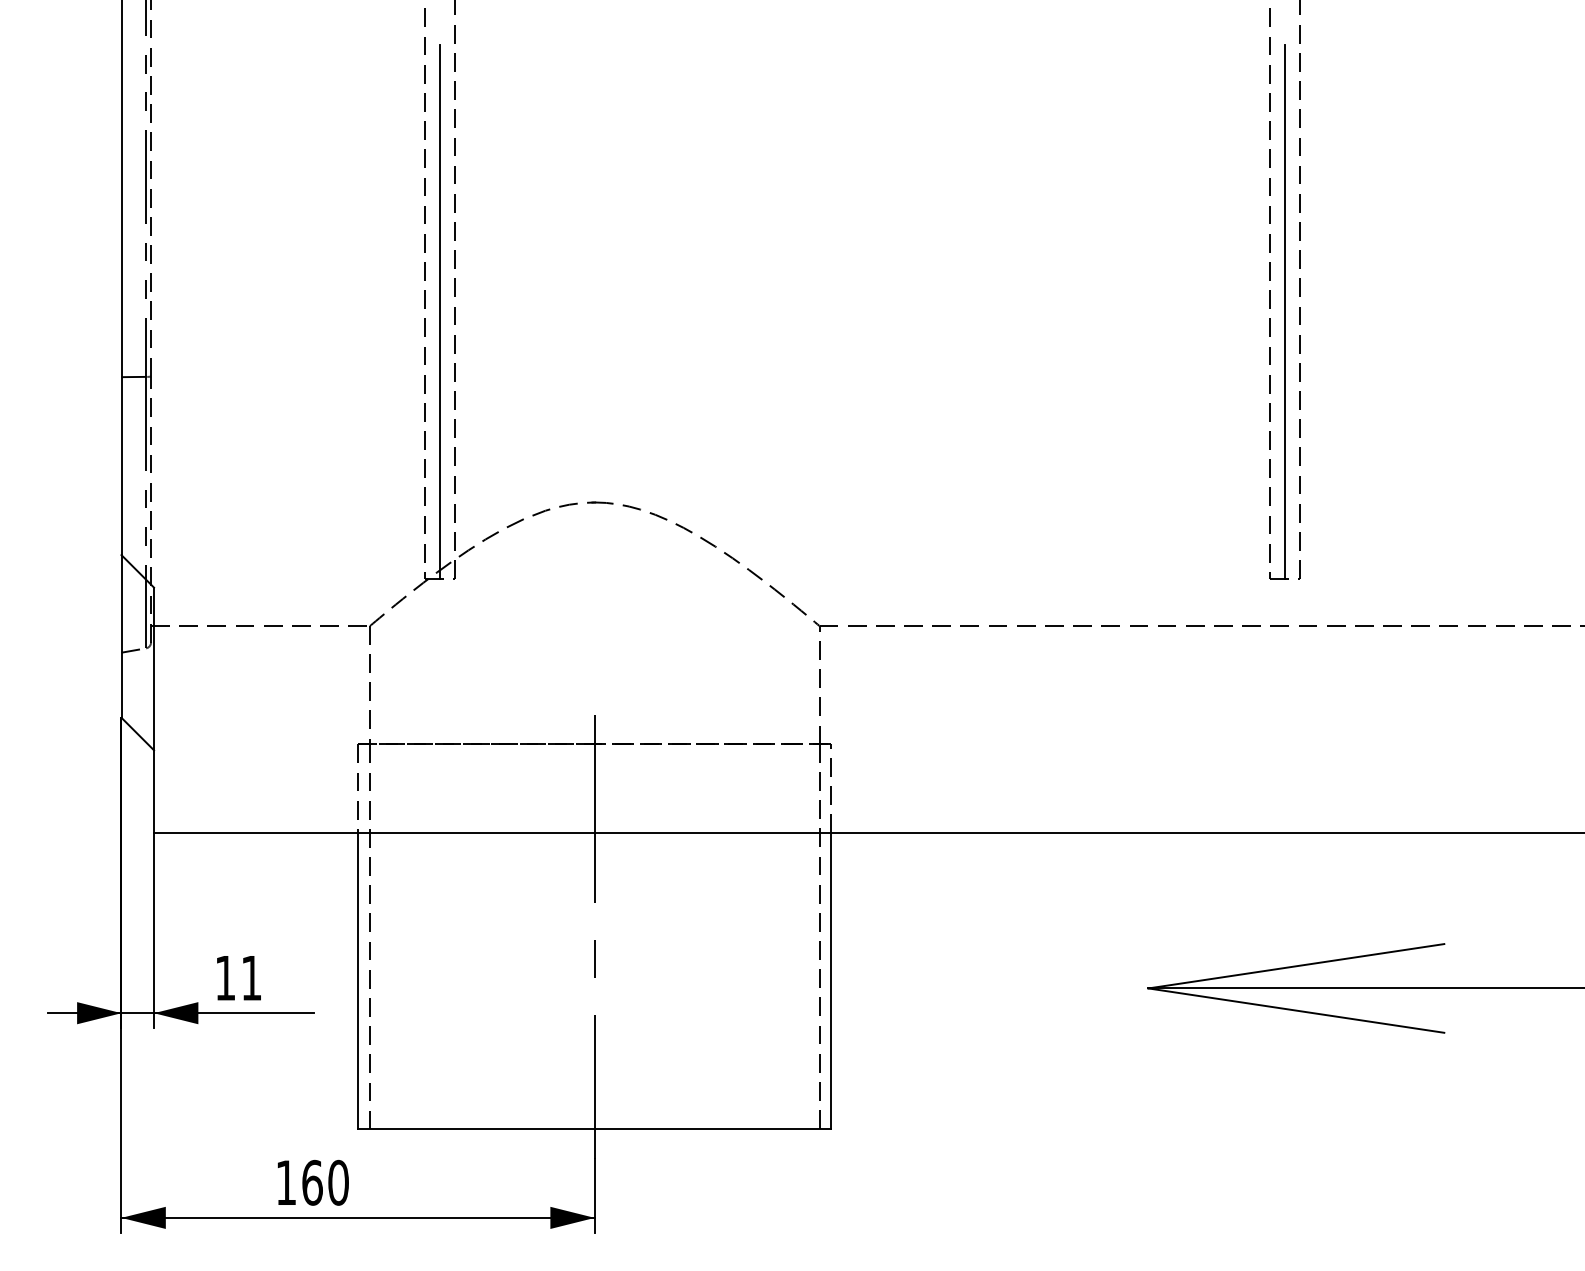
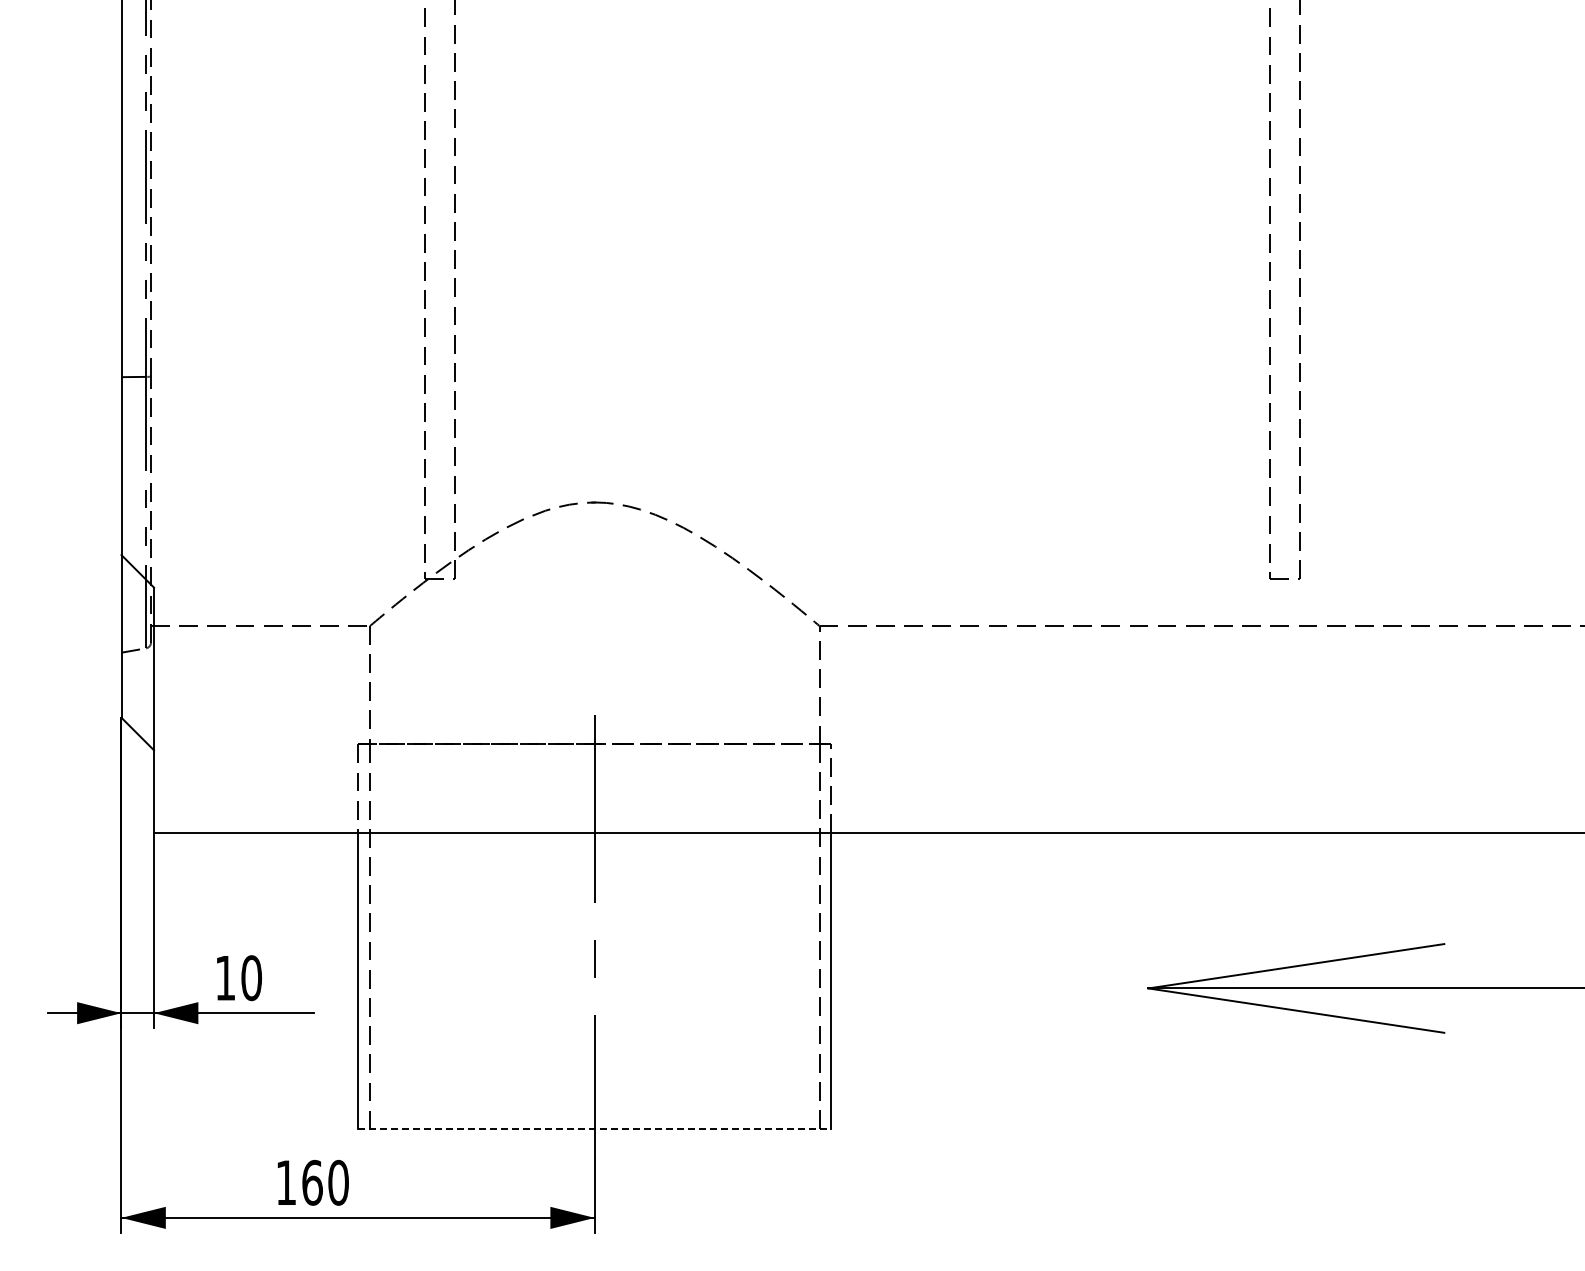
line: present -> none (439, 311)
line: present -> none (1285, 311)
text: 11 -> 10 (251, 978)
line: solid -> dashed (594, 1128)
